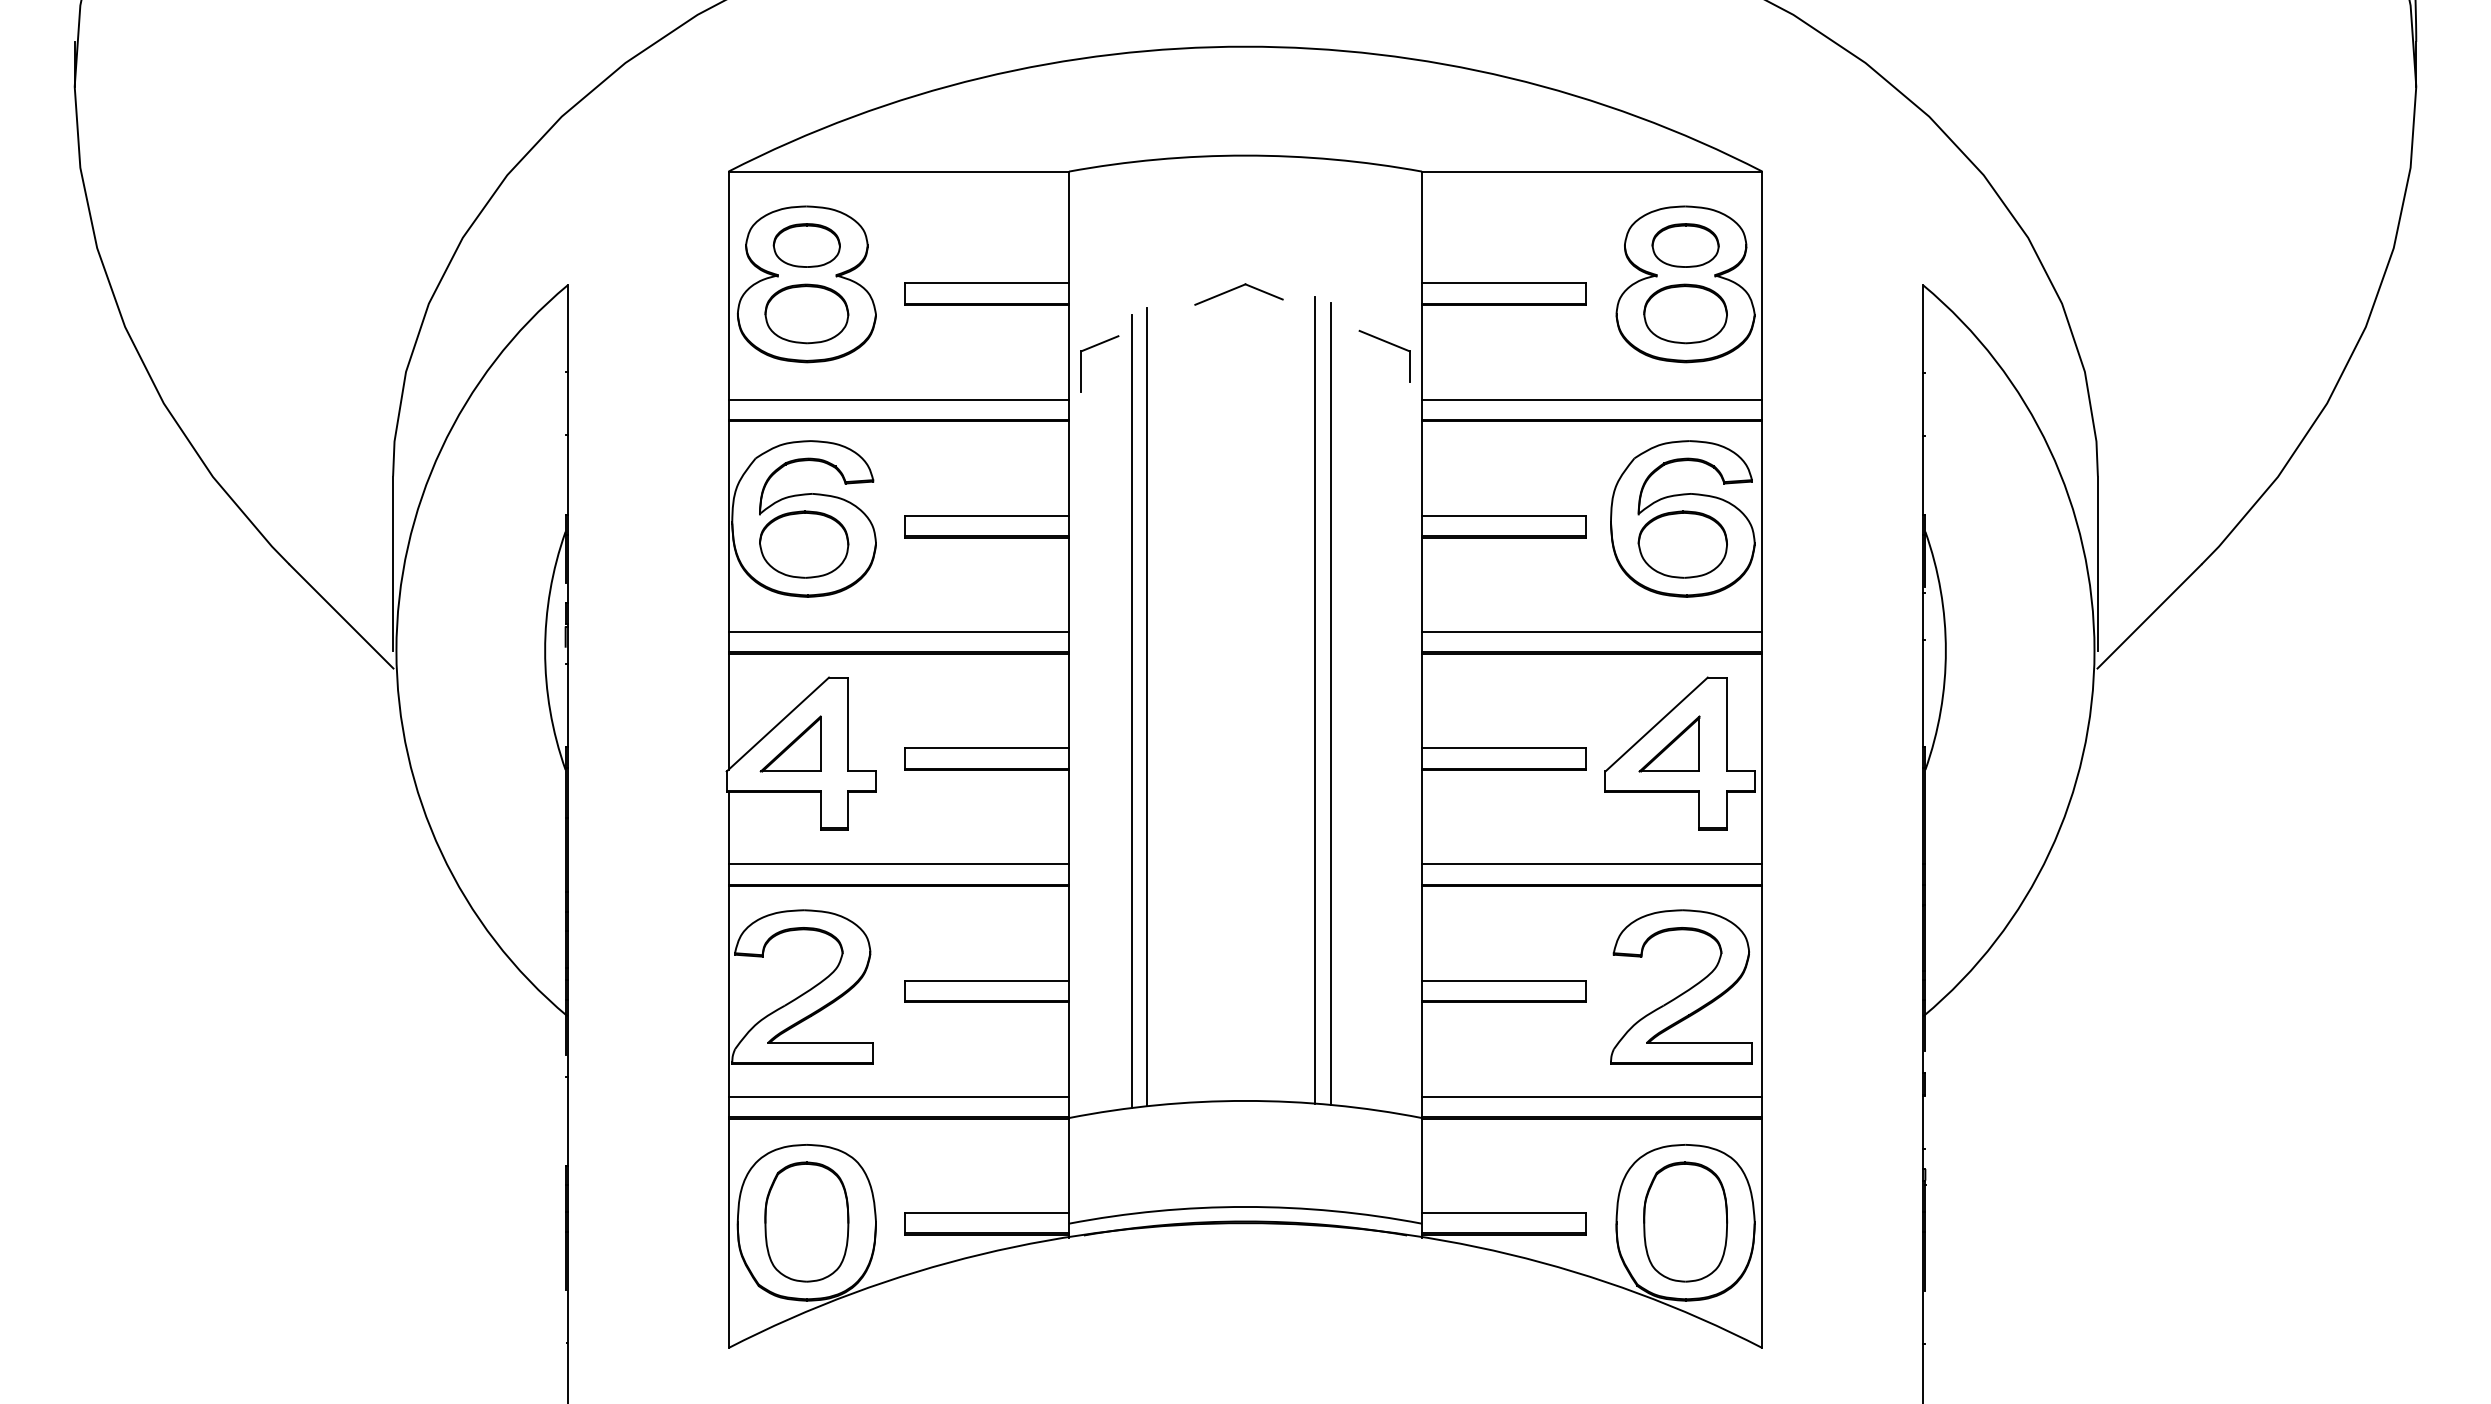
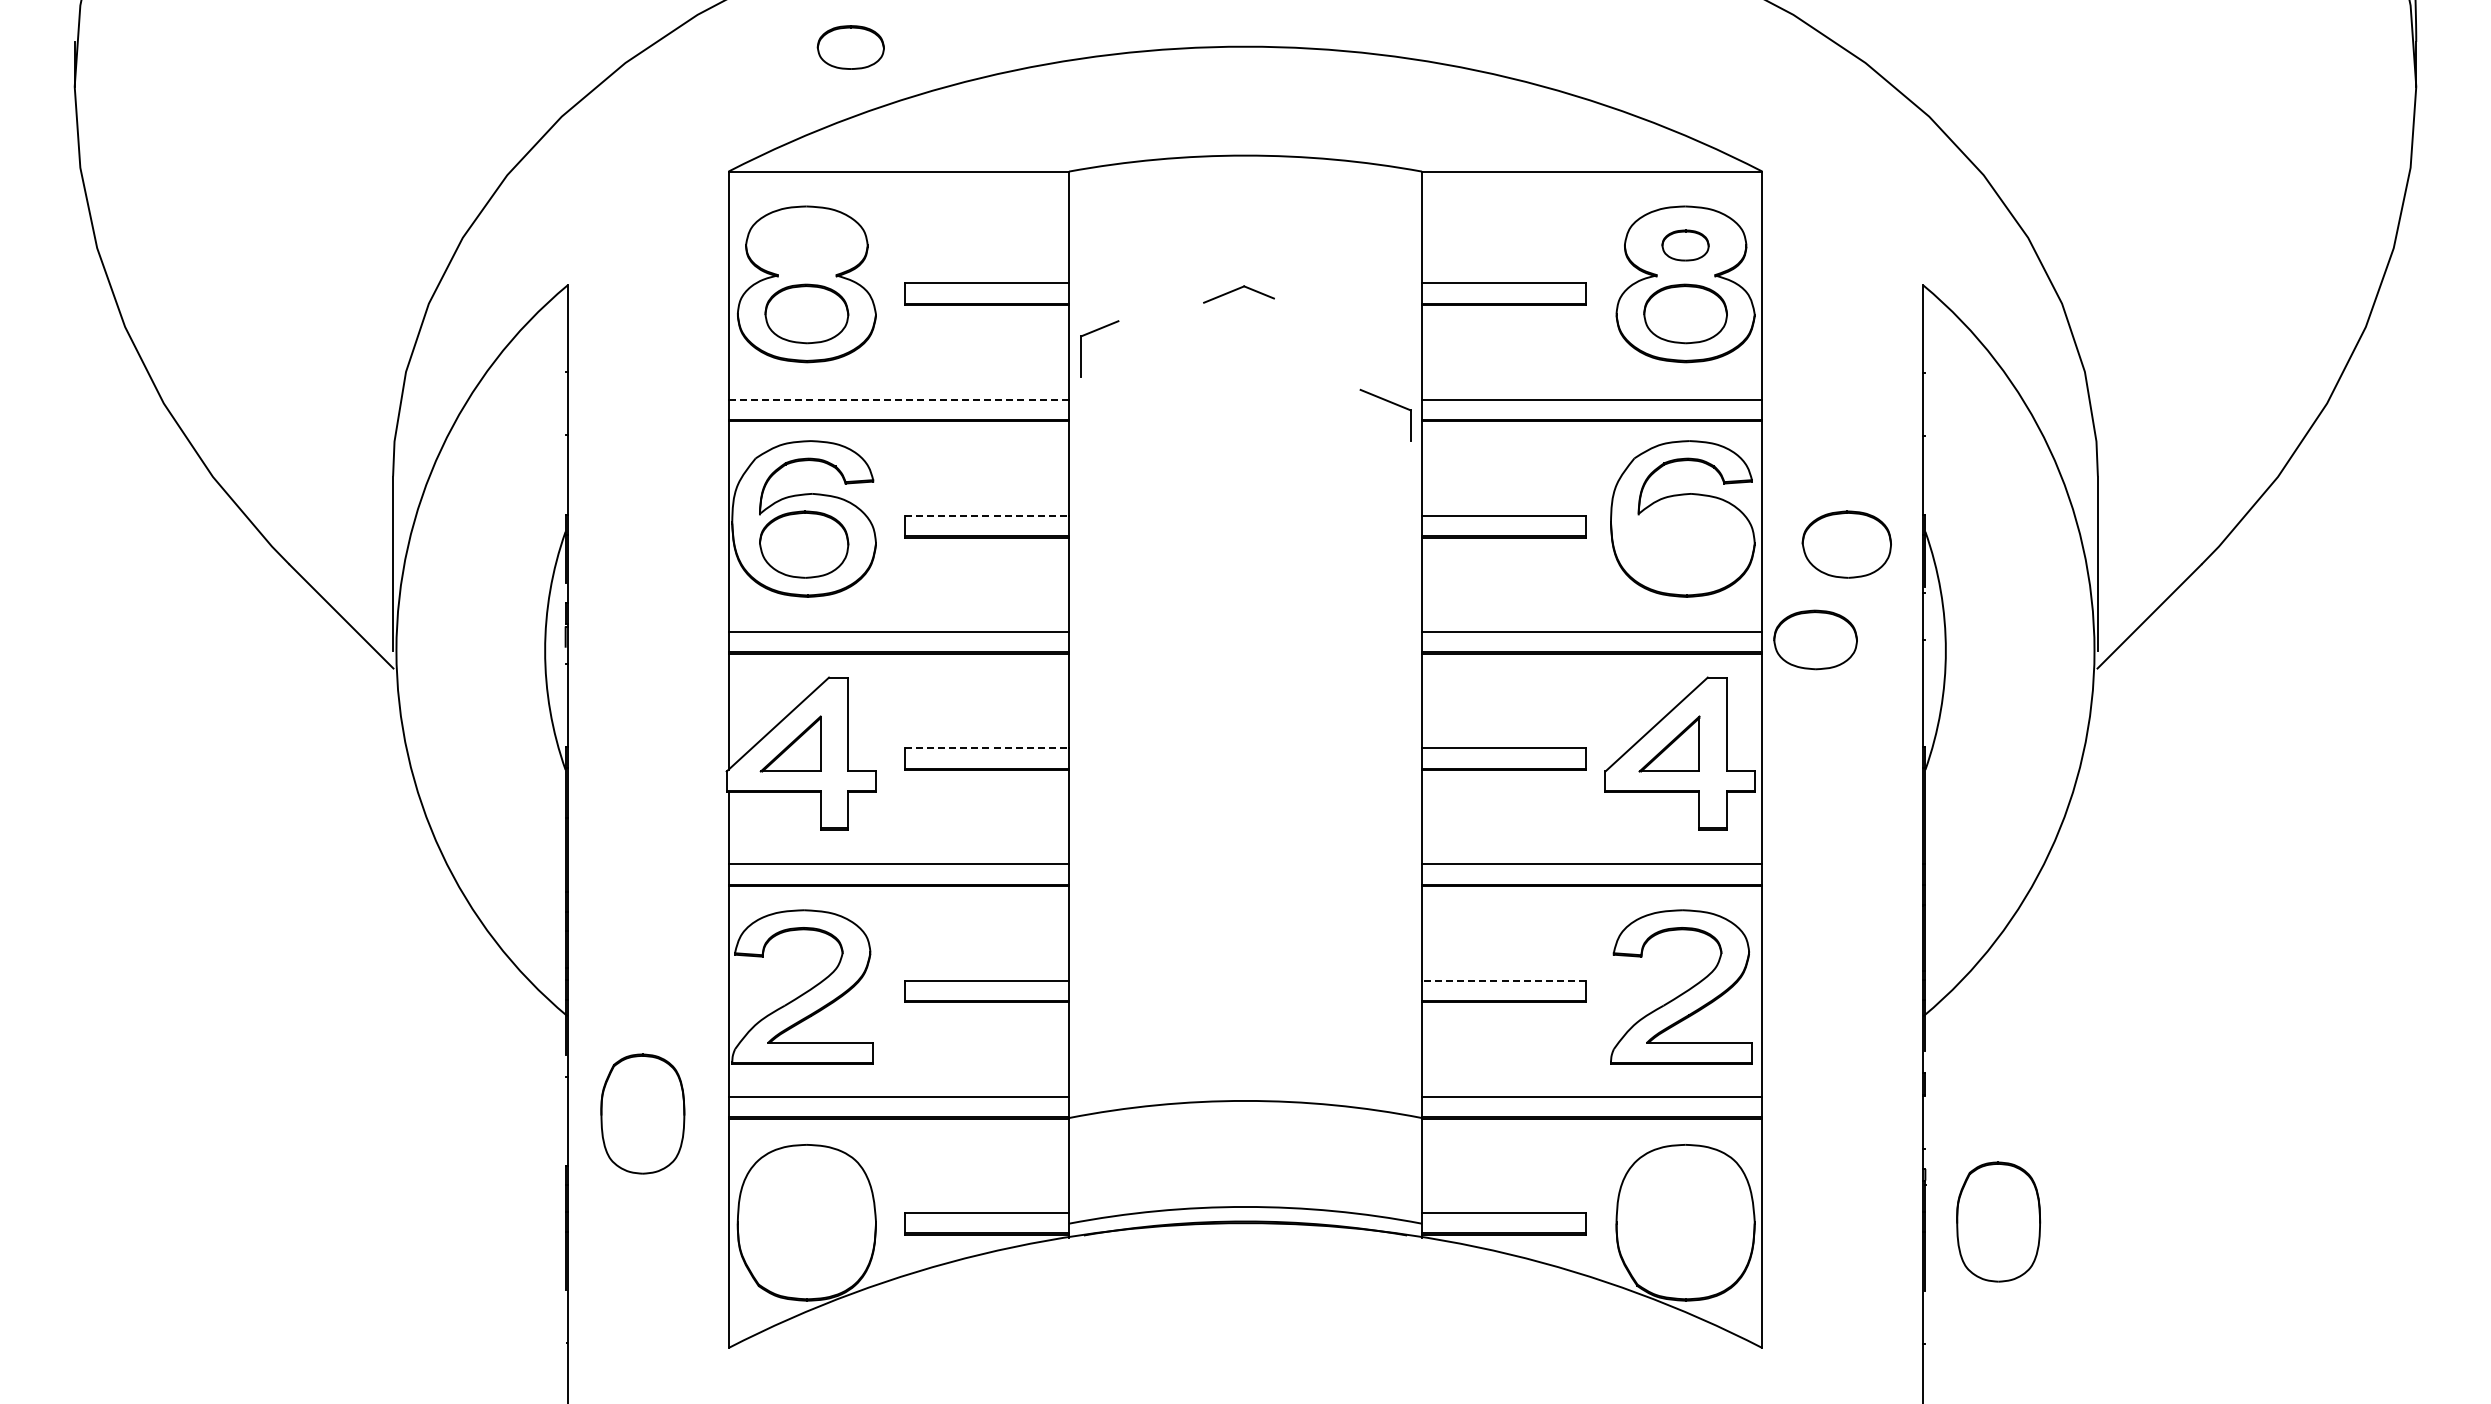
part position: (806, 245) -> (850, 47) (850, 47)
part size: 69x45 px -> 49x33 px (1685, 245)
part size: 90x23 px -> 72x19 px (1238, 294)
part position: (1389, 344) -> (1390, 403) (1390, 403)
part position: (1091, 348) -> (1091, 333) (1091, 333)
line: solid -> dashed (899, 399)
line: solid -> dashed (987, 515)
part position: (1682, 544) -> (1846, 544) (1846, 544)
part: none -> present (1815, 639)
line: present -> none (1315, 700)
line: present -> none (1331, 703)
line: present -> none (1146, 707)
line: present -> none (1132, 711)
line: solid -> dashed (987, 748)
line: solid -> dashed (1503, 980)
part position: (806, 1221) -> (642, 1113) (642, 1113)
part position: (1685, 1221) -> (1998, 1221) (1998, 1221)
